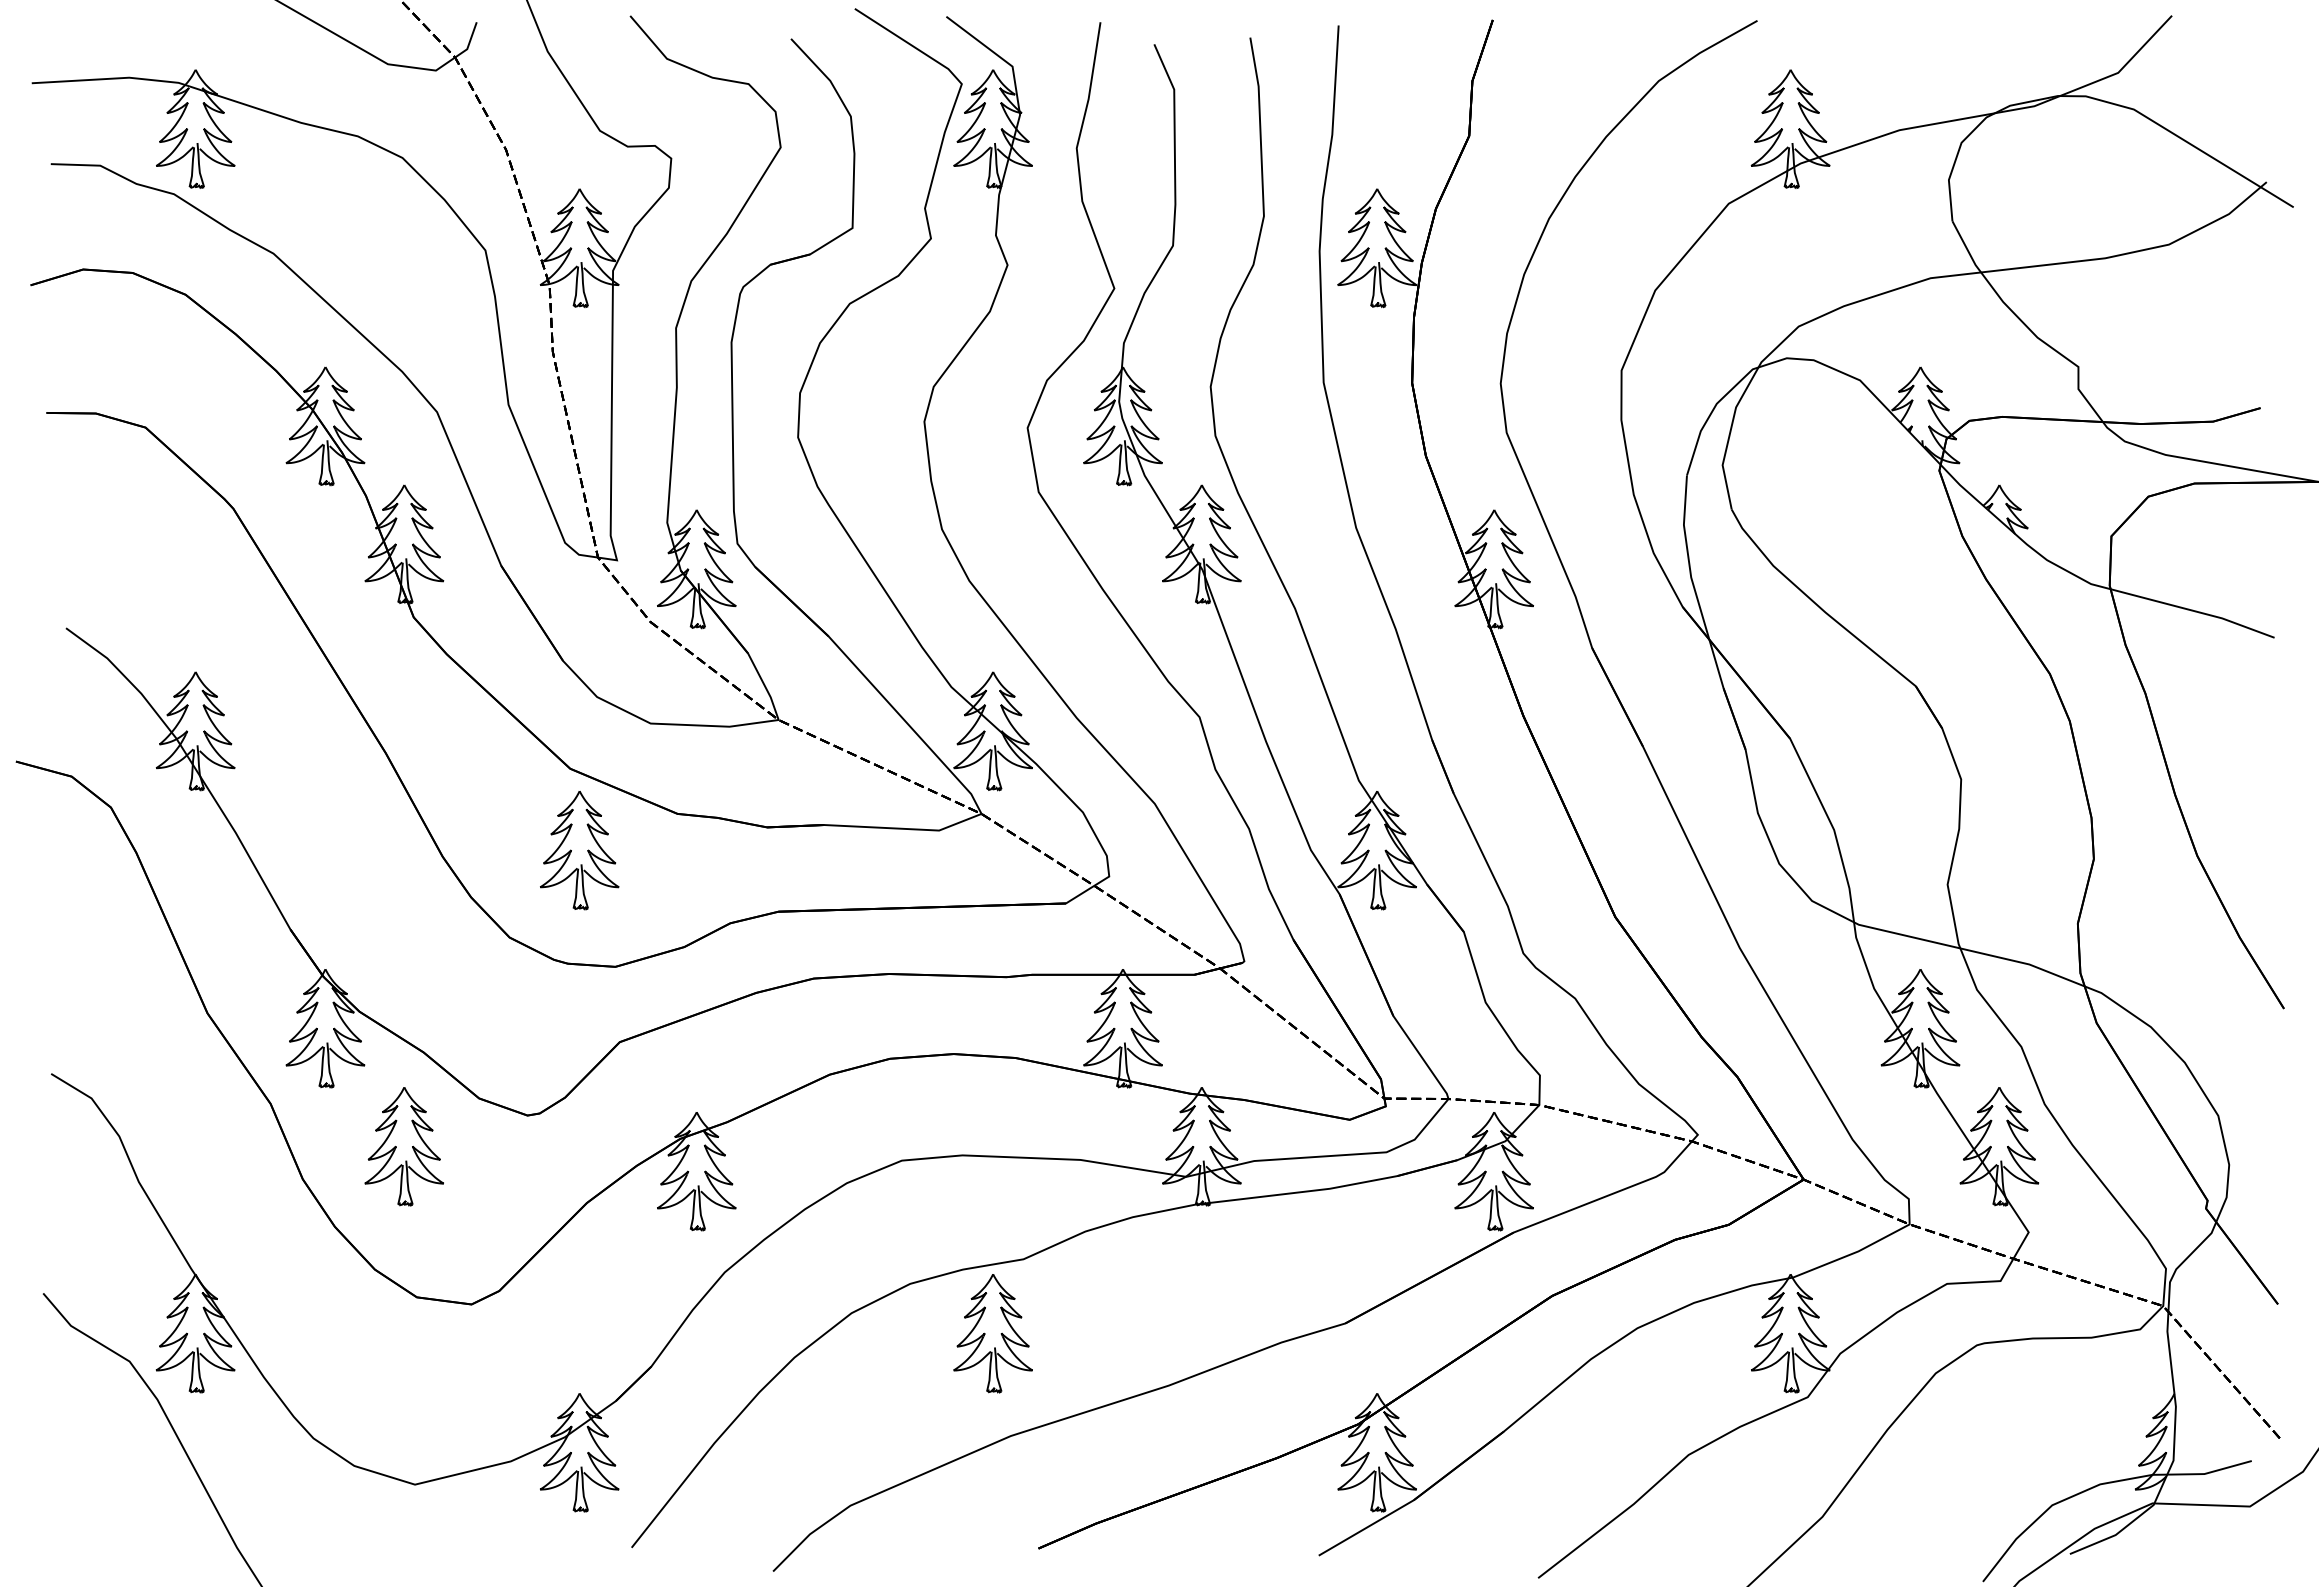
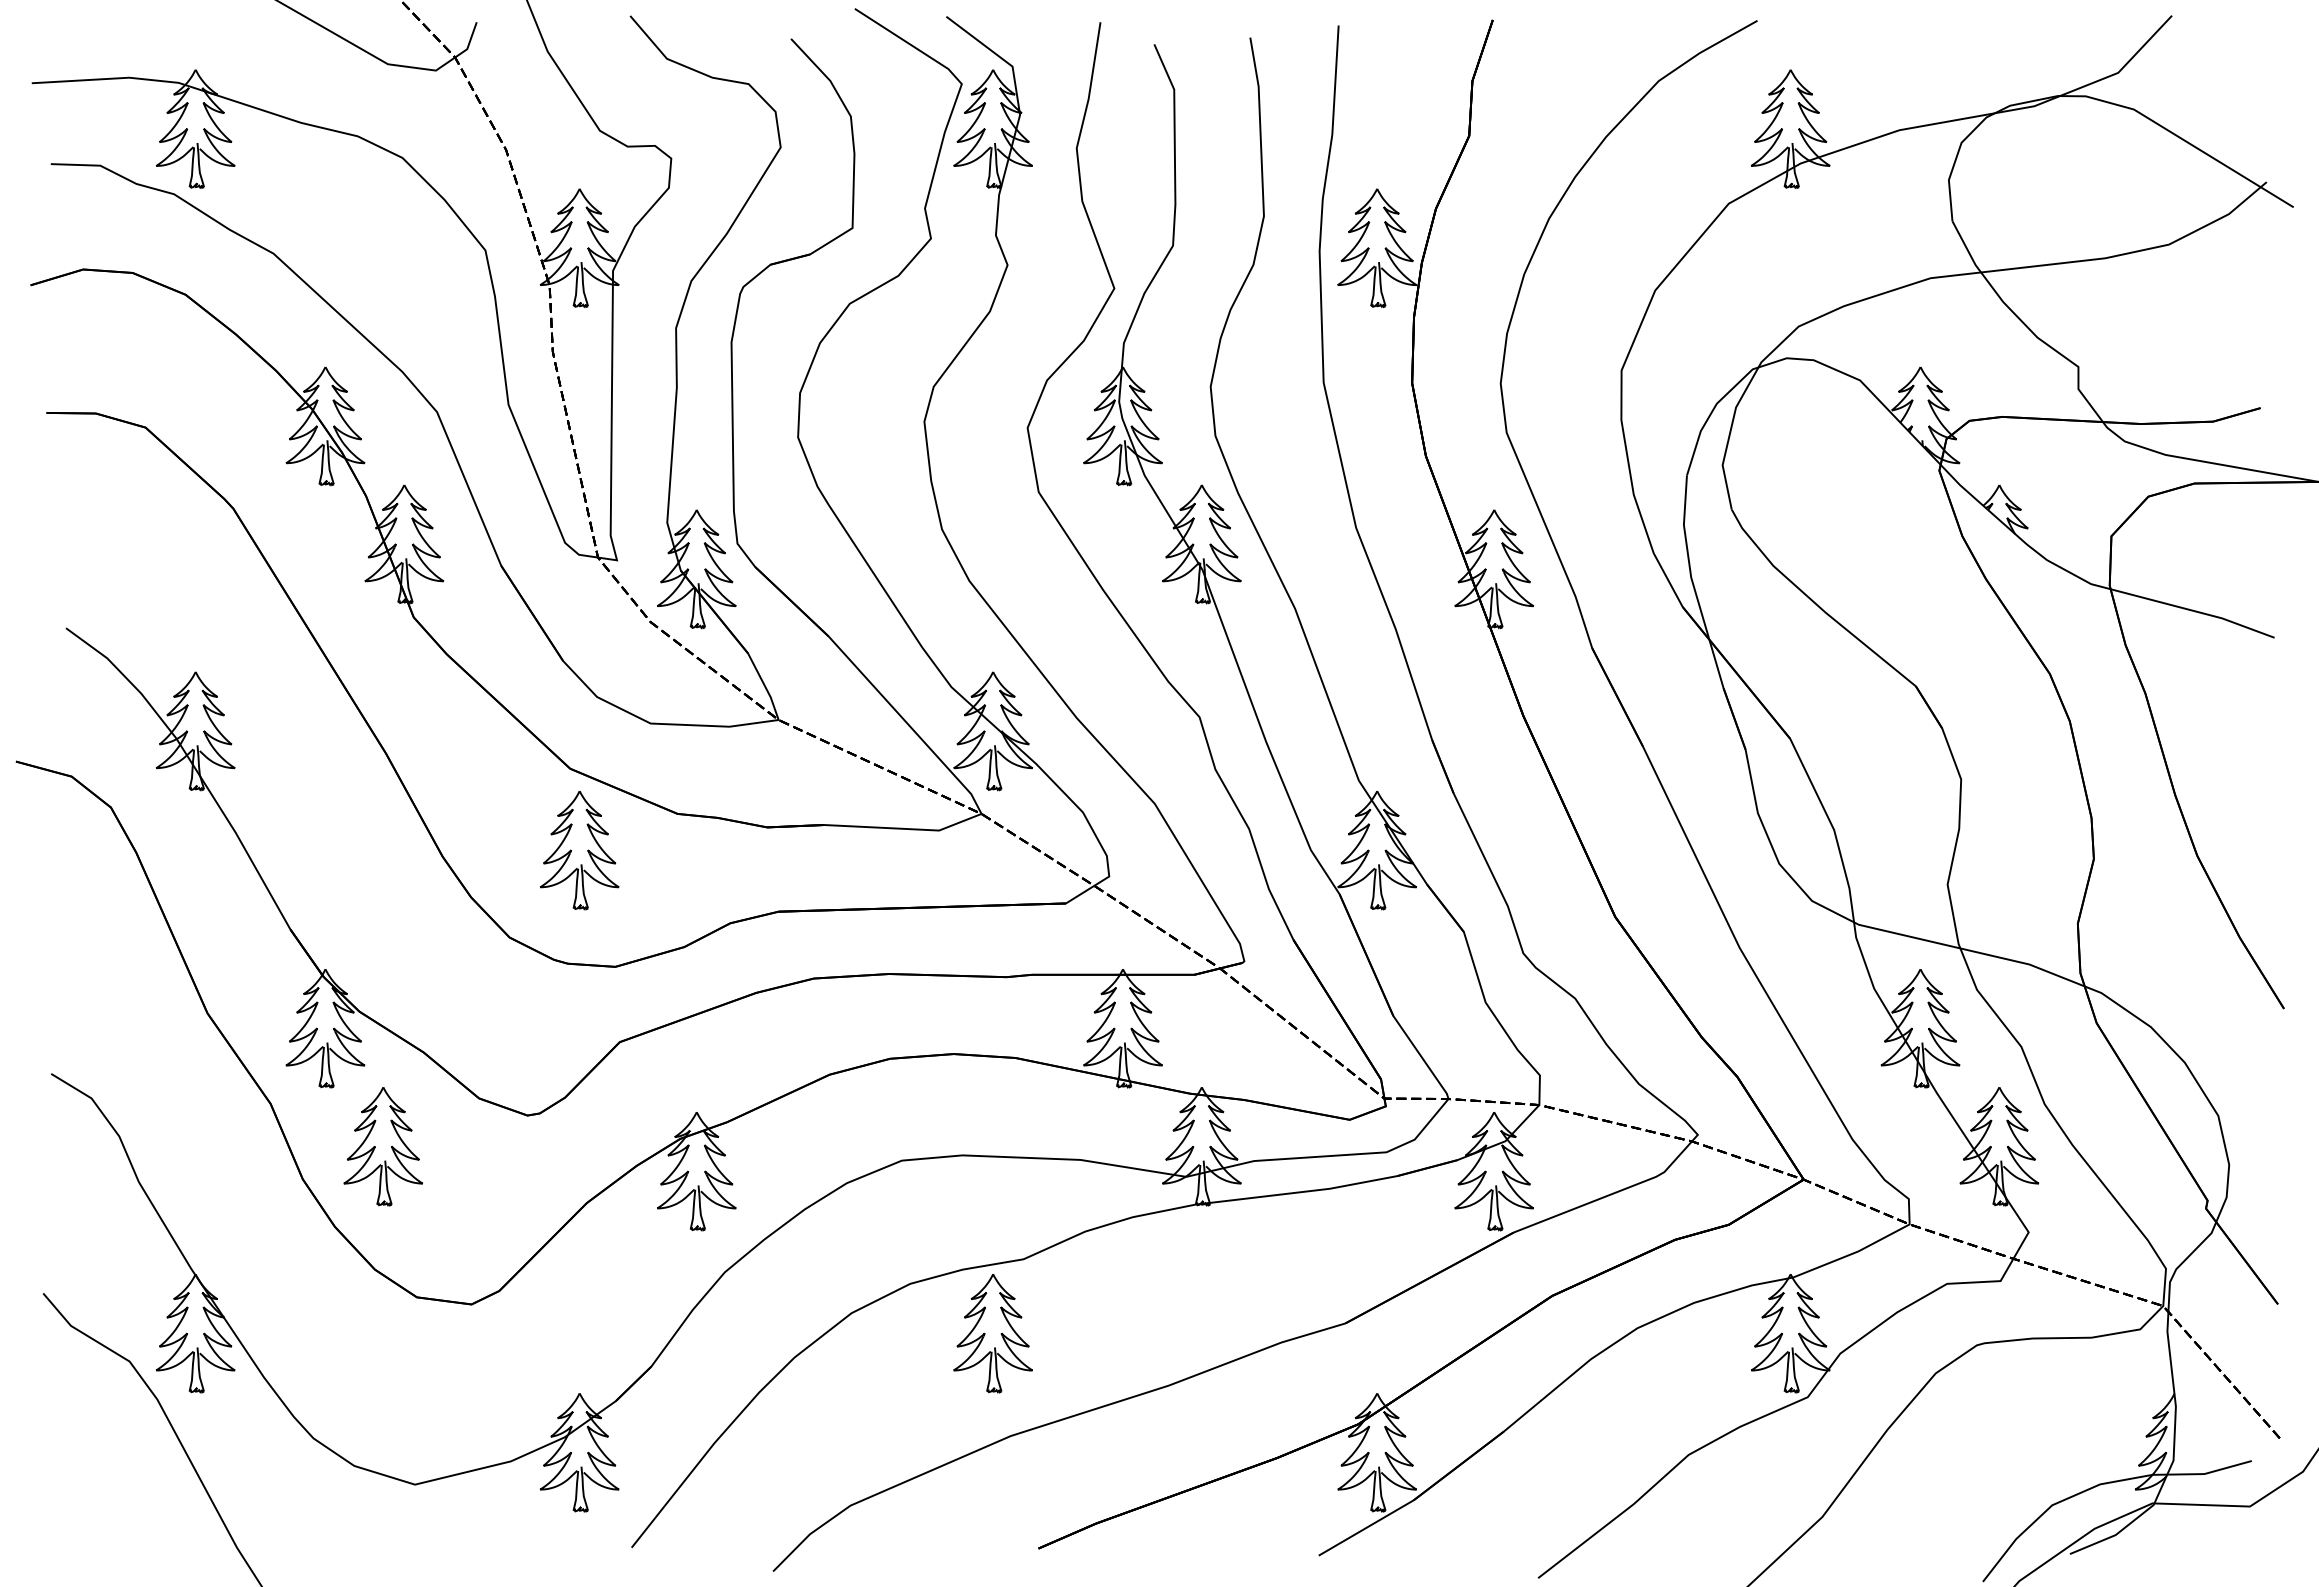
part position: (403, 1146) -> (382, 1146) (382, 1146)
